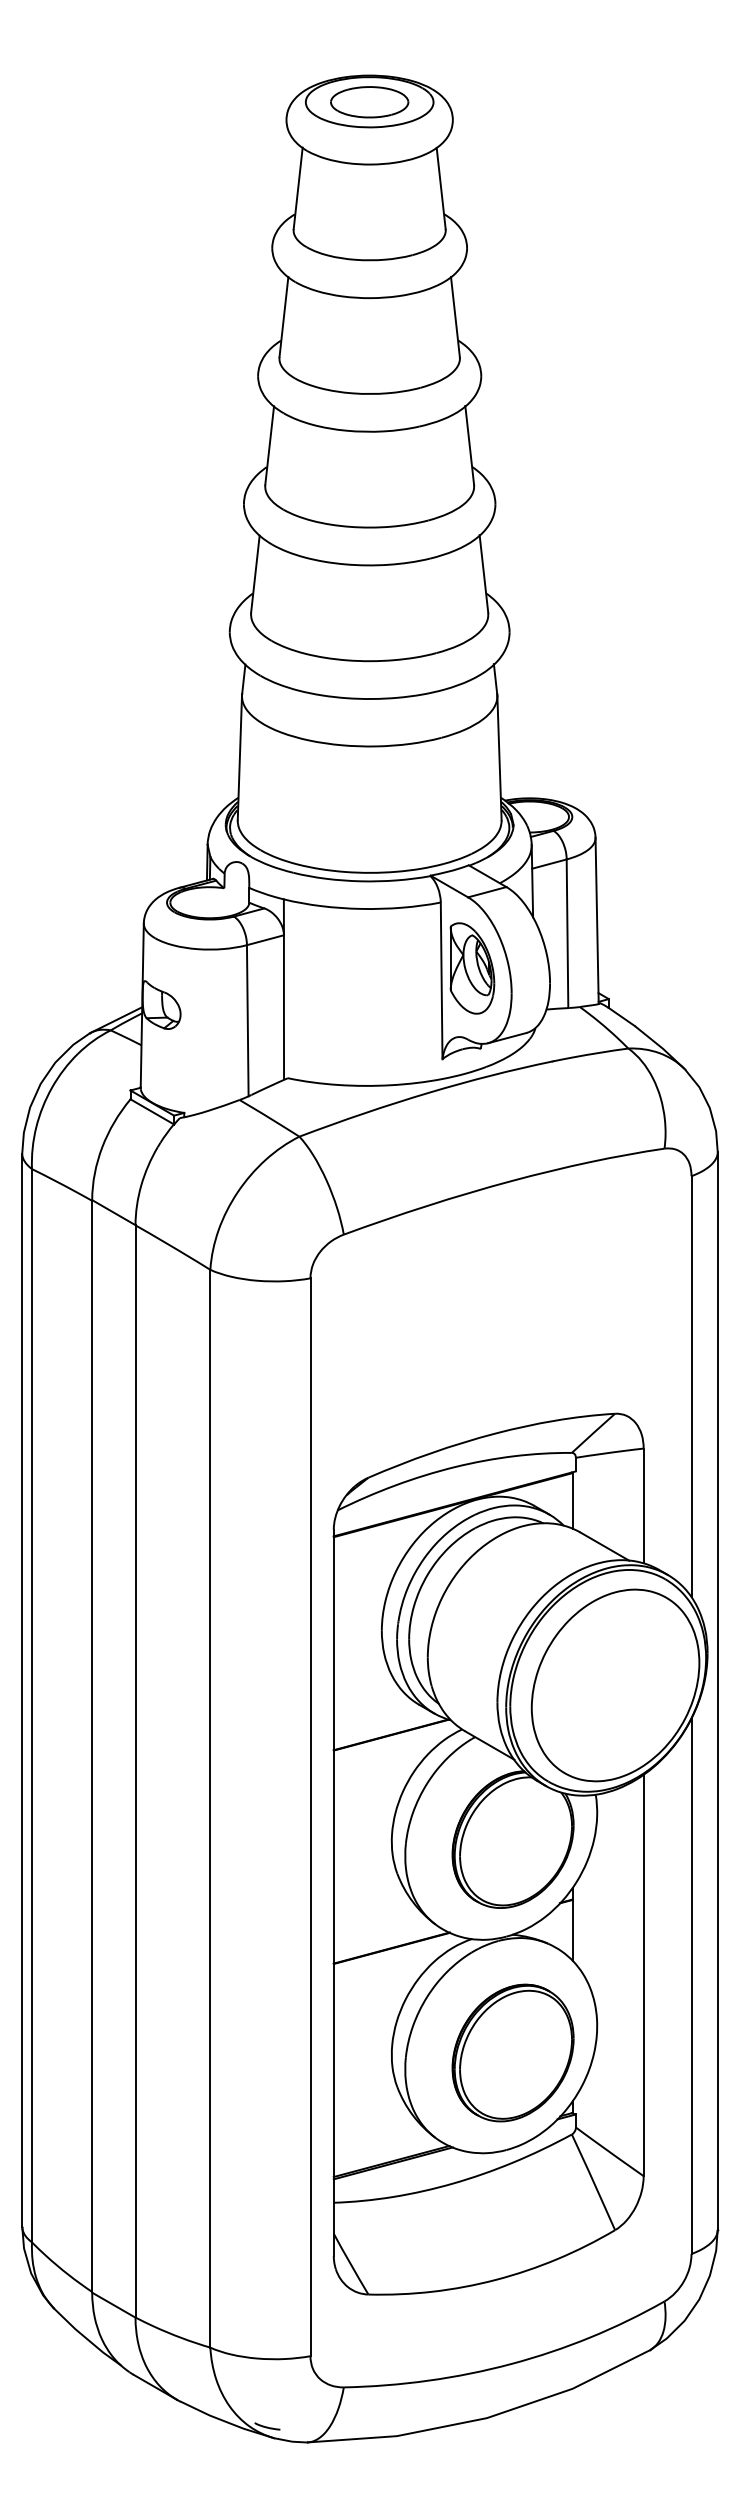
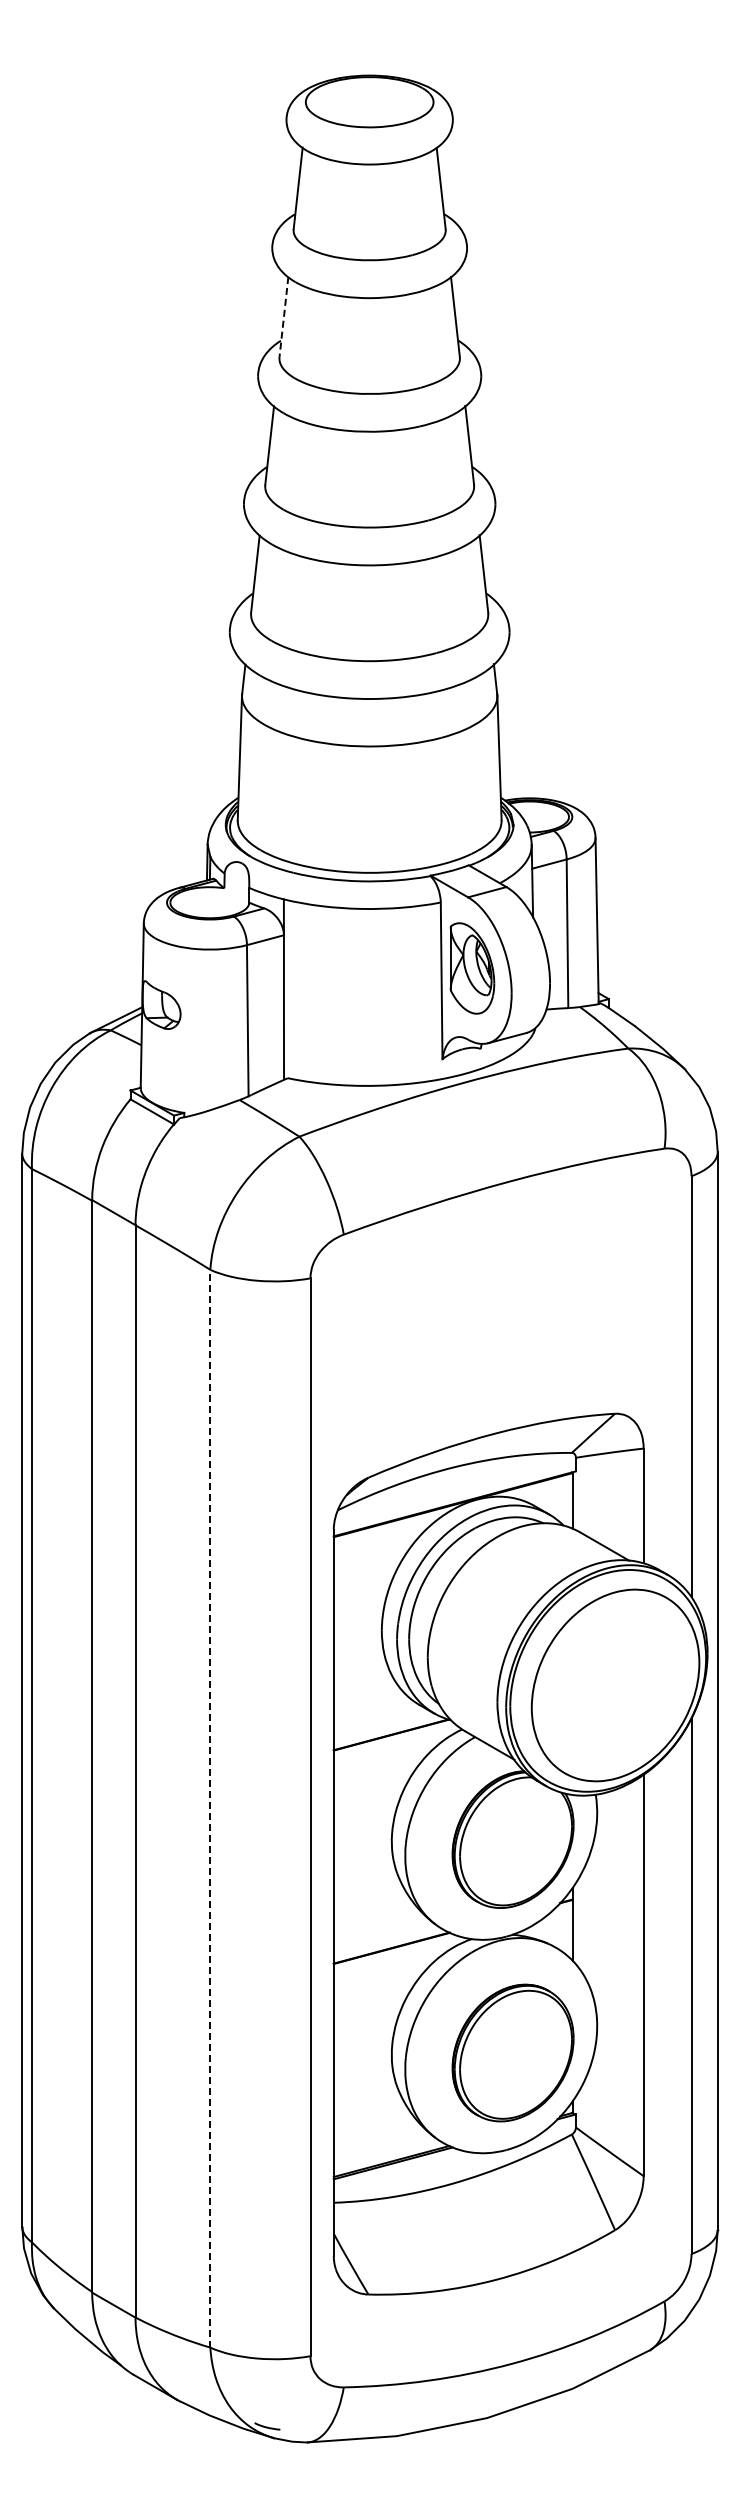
part: present -> none (369, 102)
line: solid -> dashed (283, 317)
line: solid -> dashed (210, 1808)
